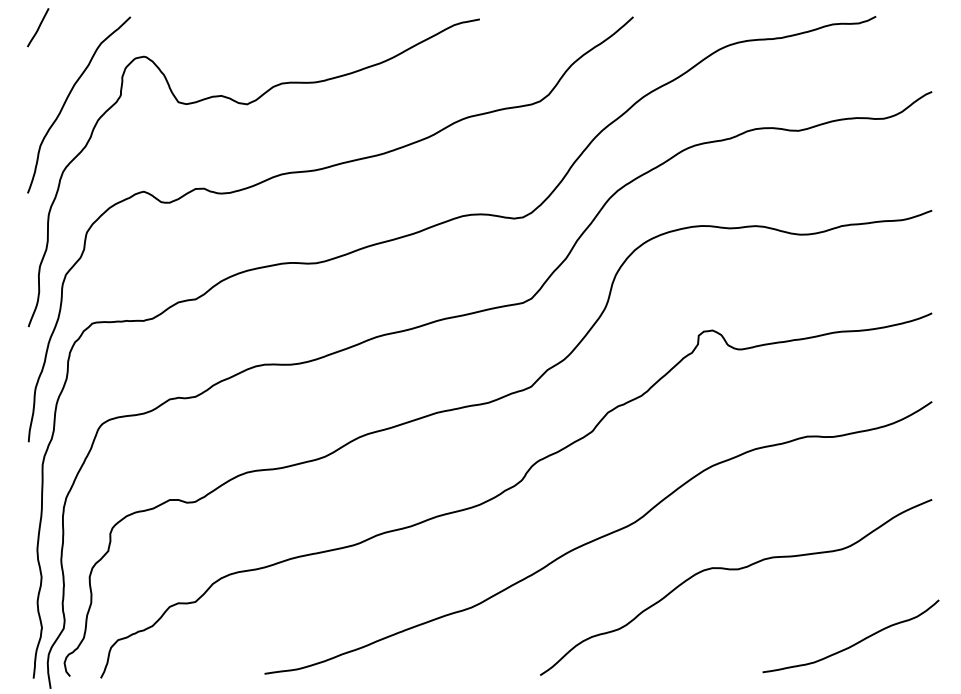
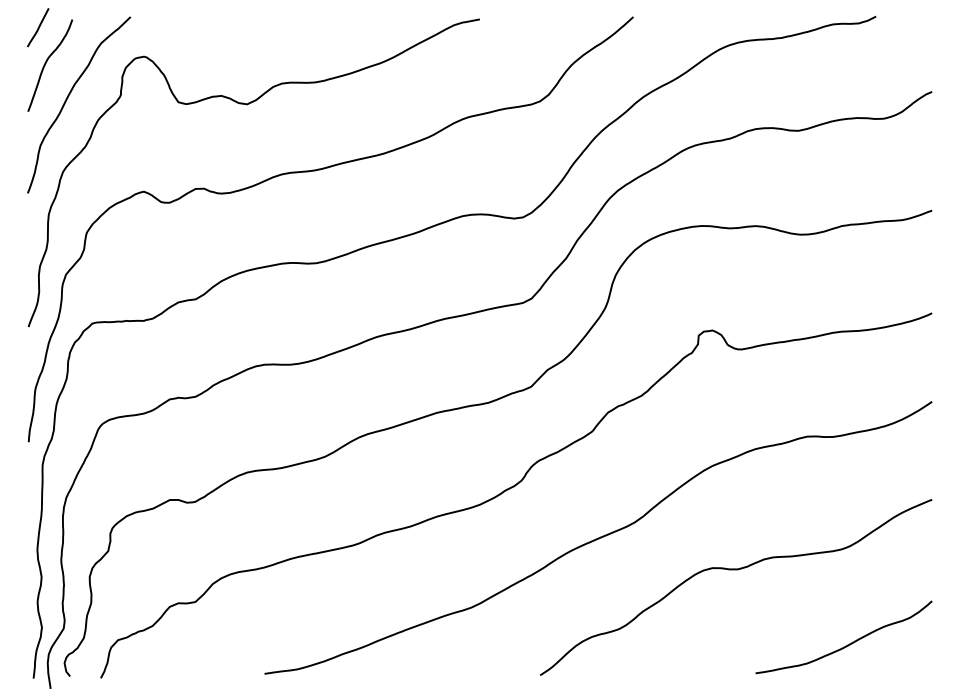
curve: none -> present (46, 63)
curve position: (854, 643) -> (847, 644) (847, 644)
